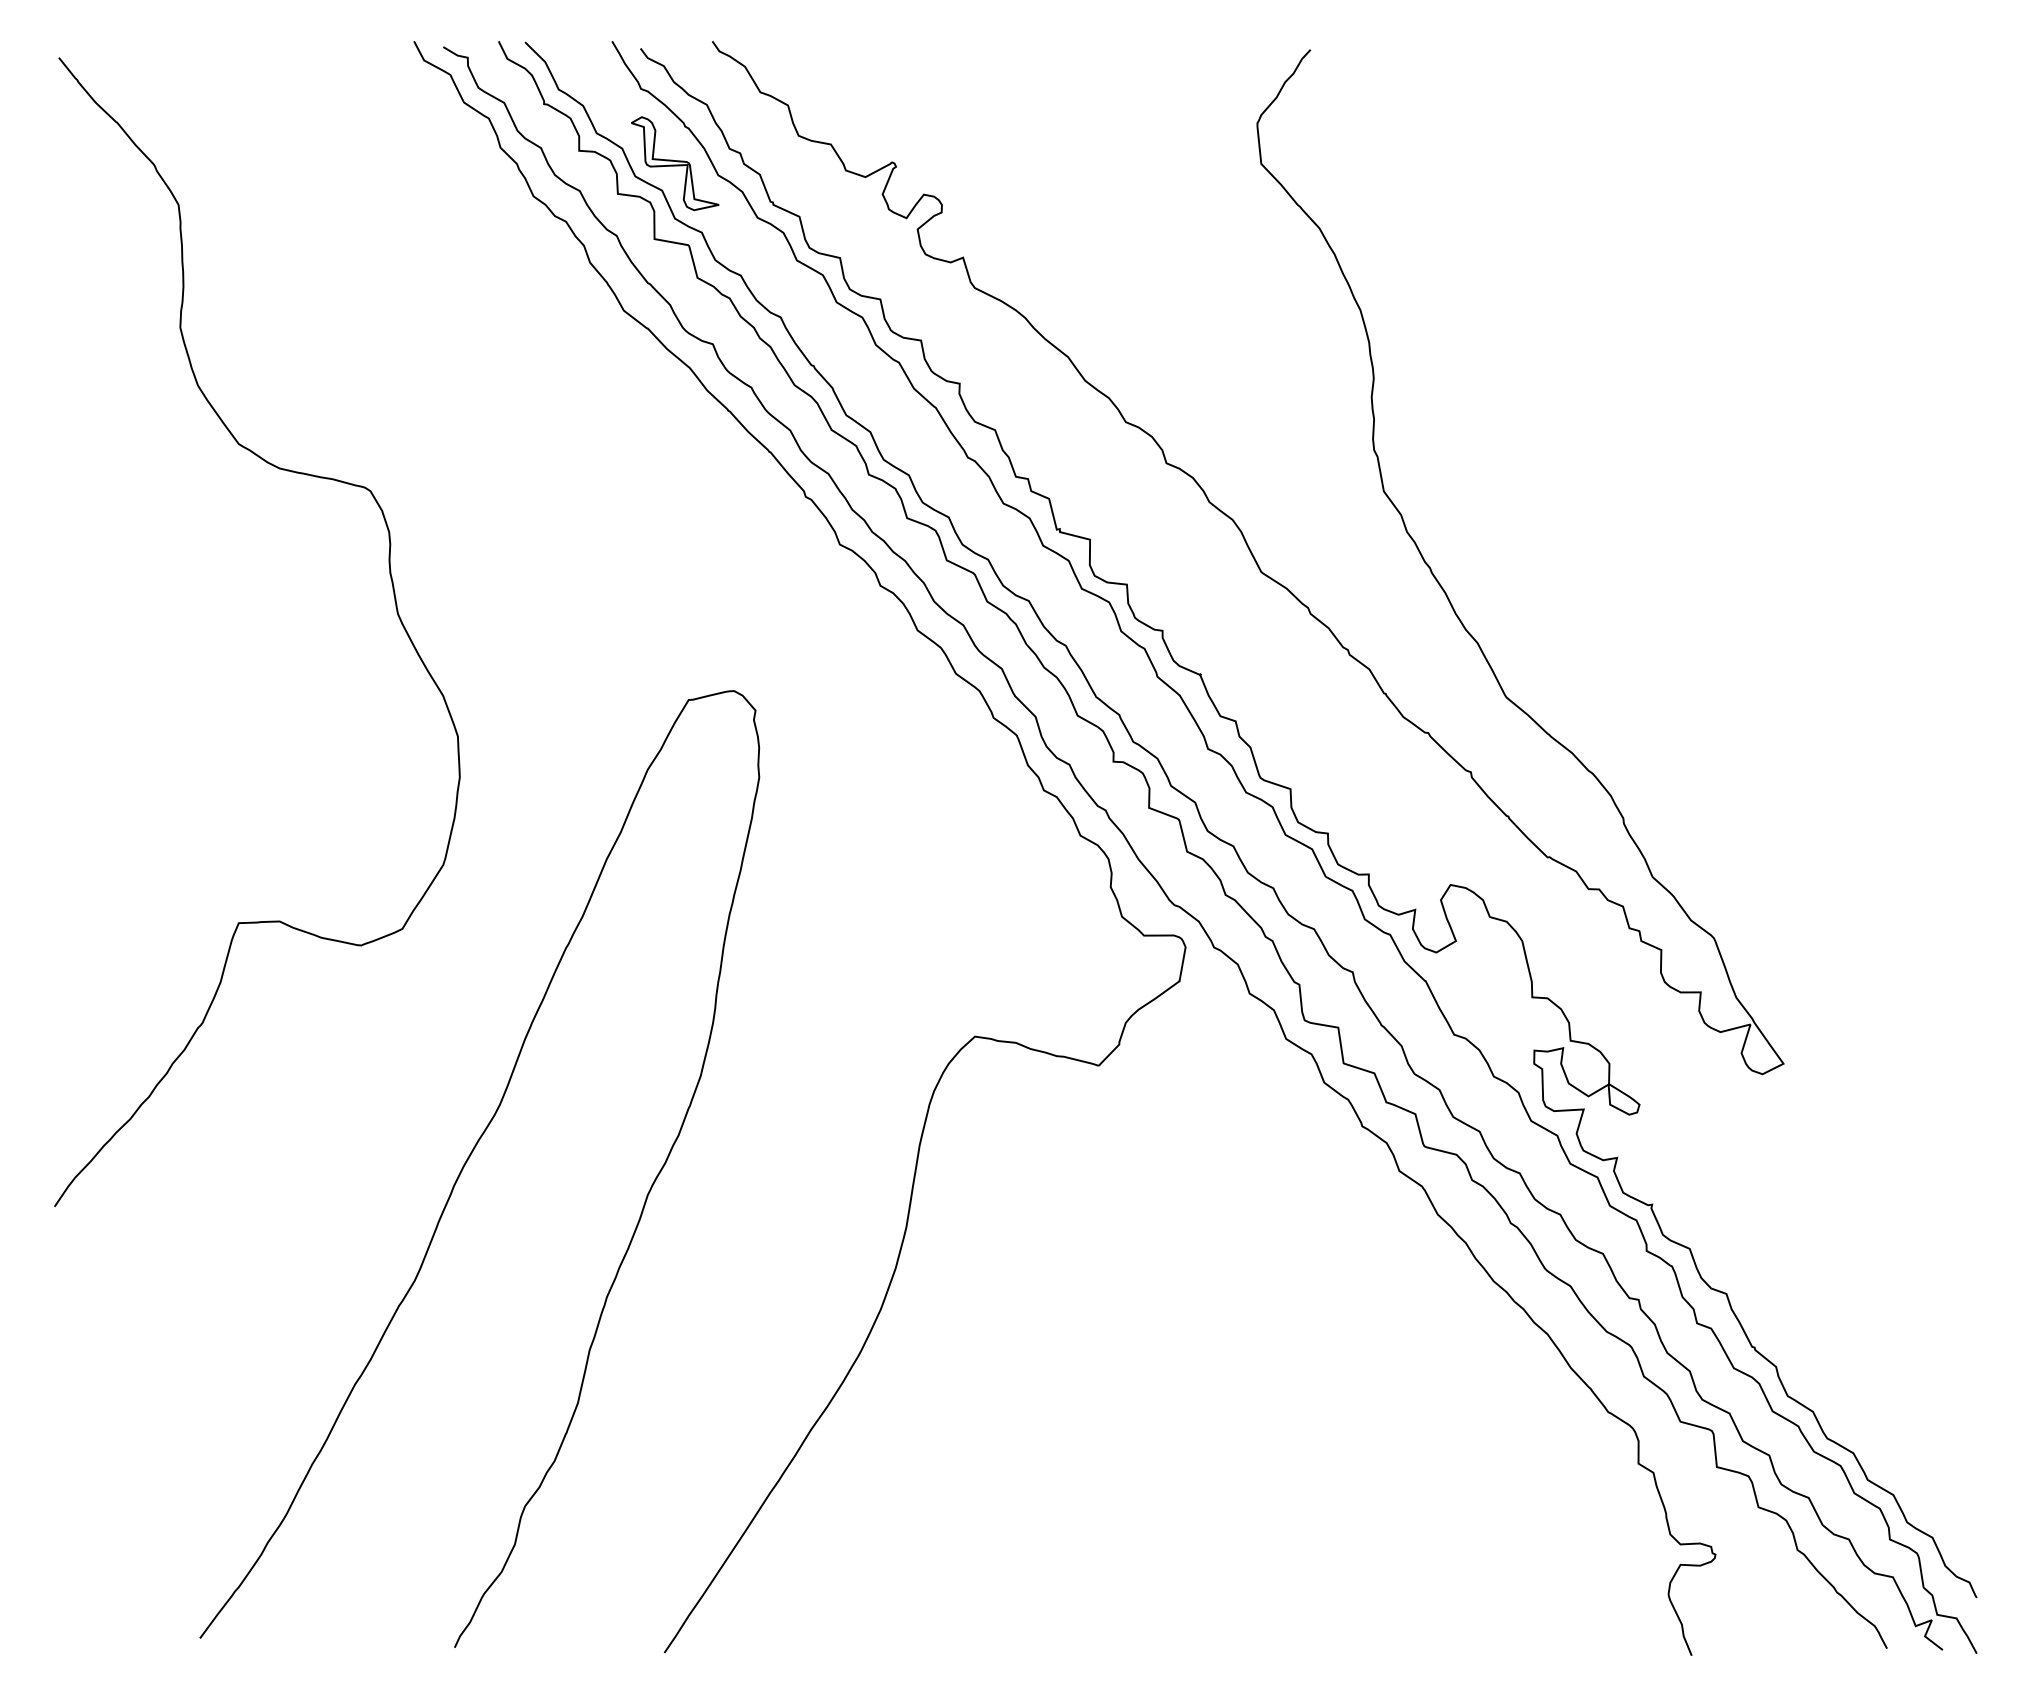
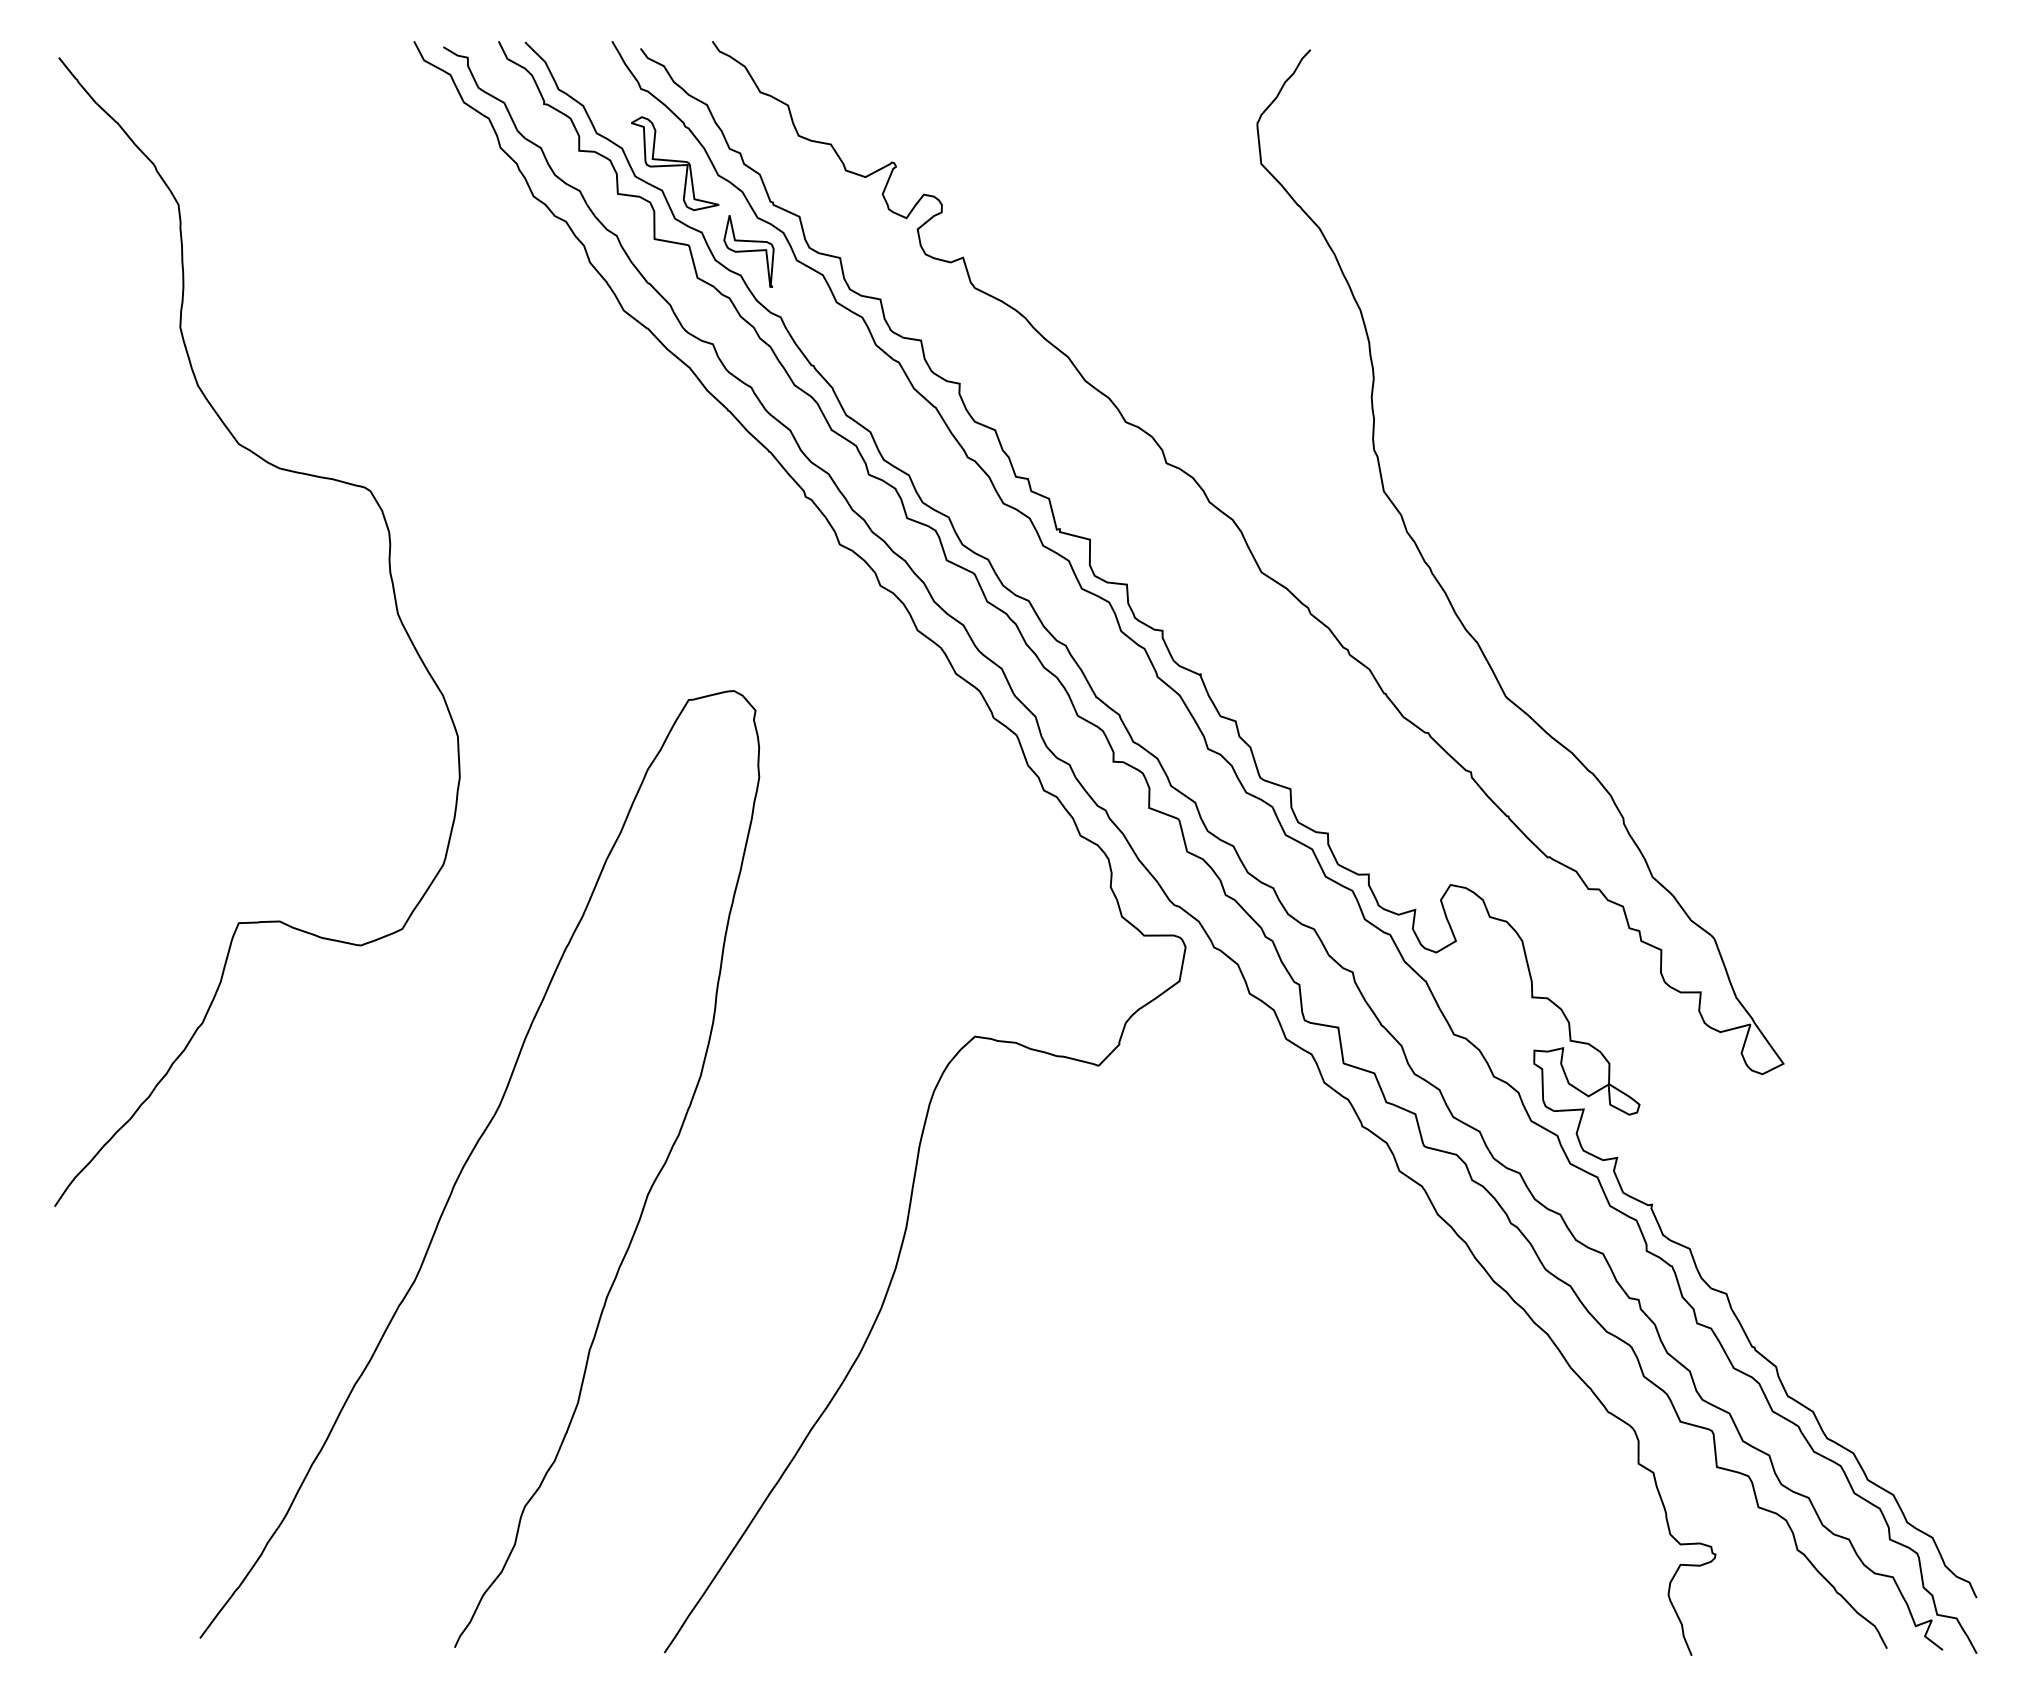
part: none -> present (748, 251)
